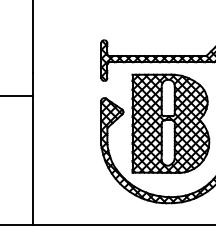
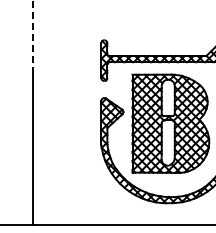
line: solid -> dashed (32, 37)
line: present -> none (17, 96)
